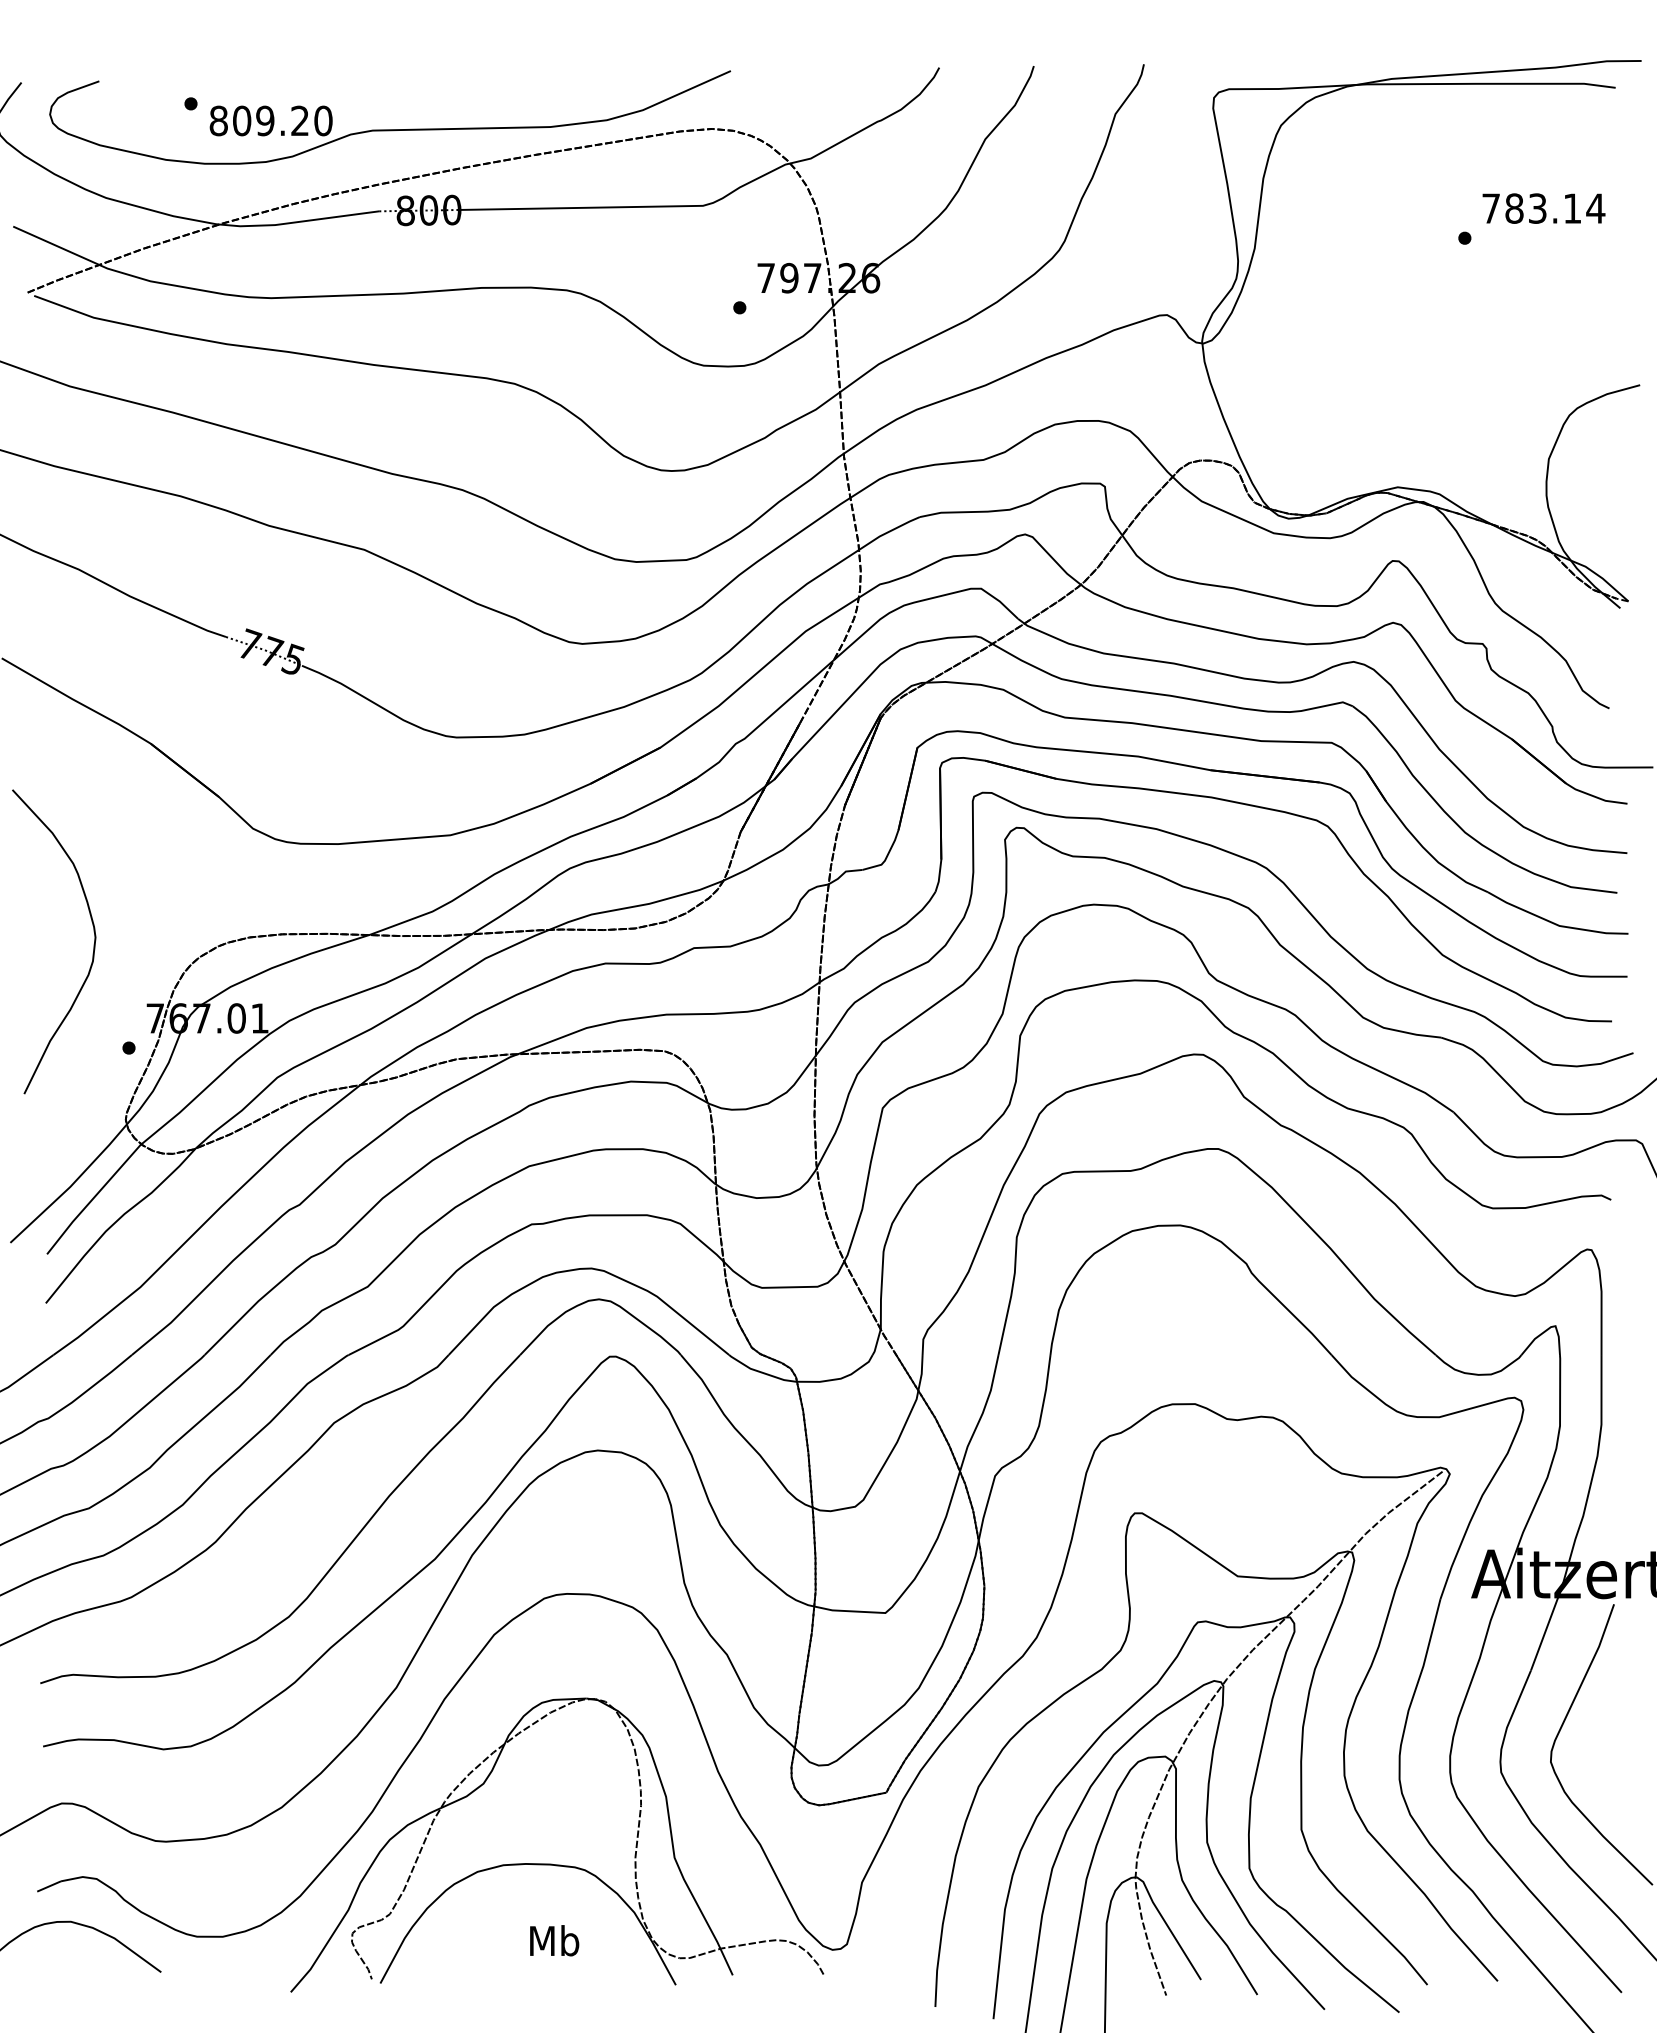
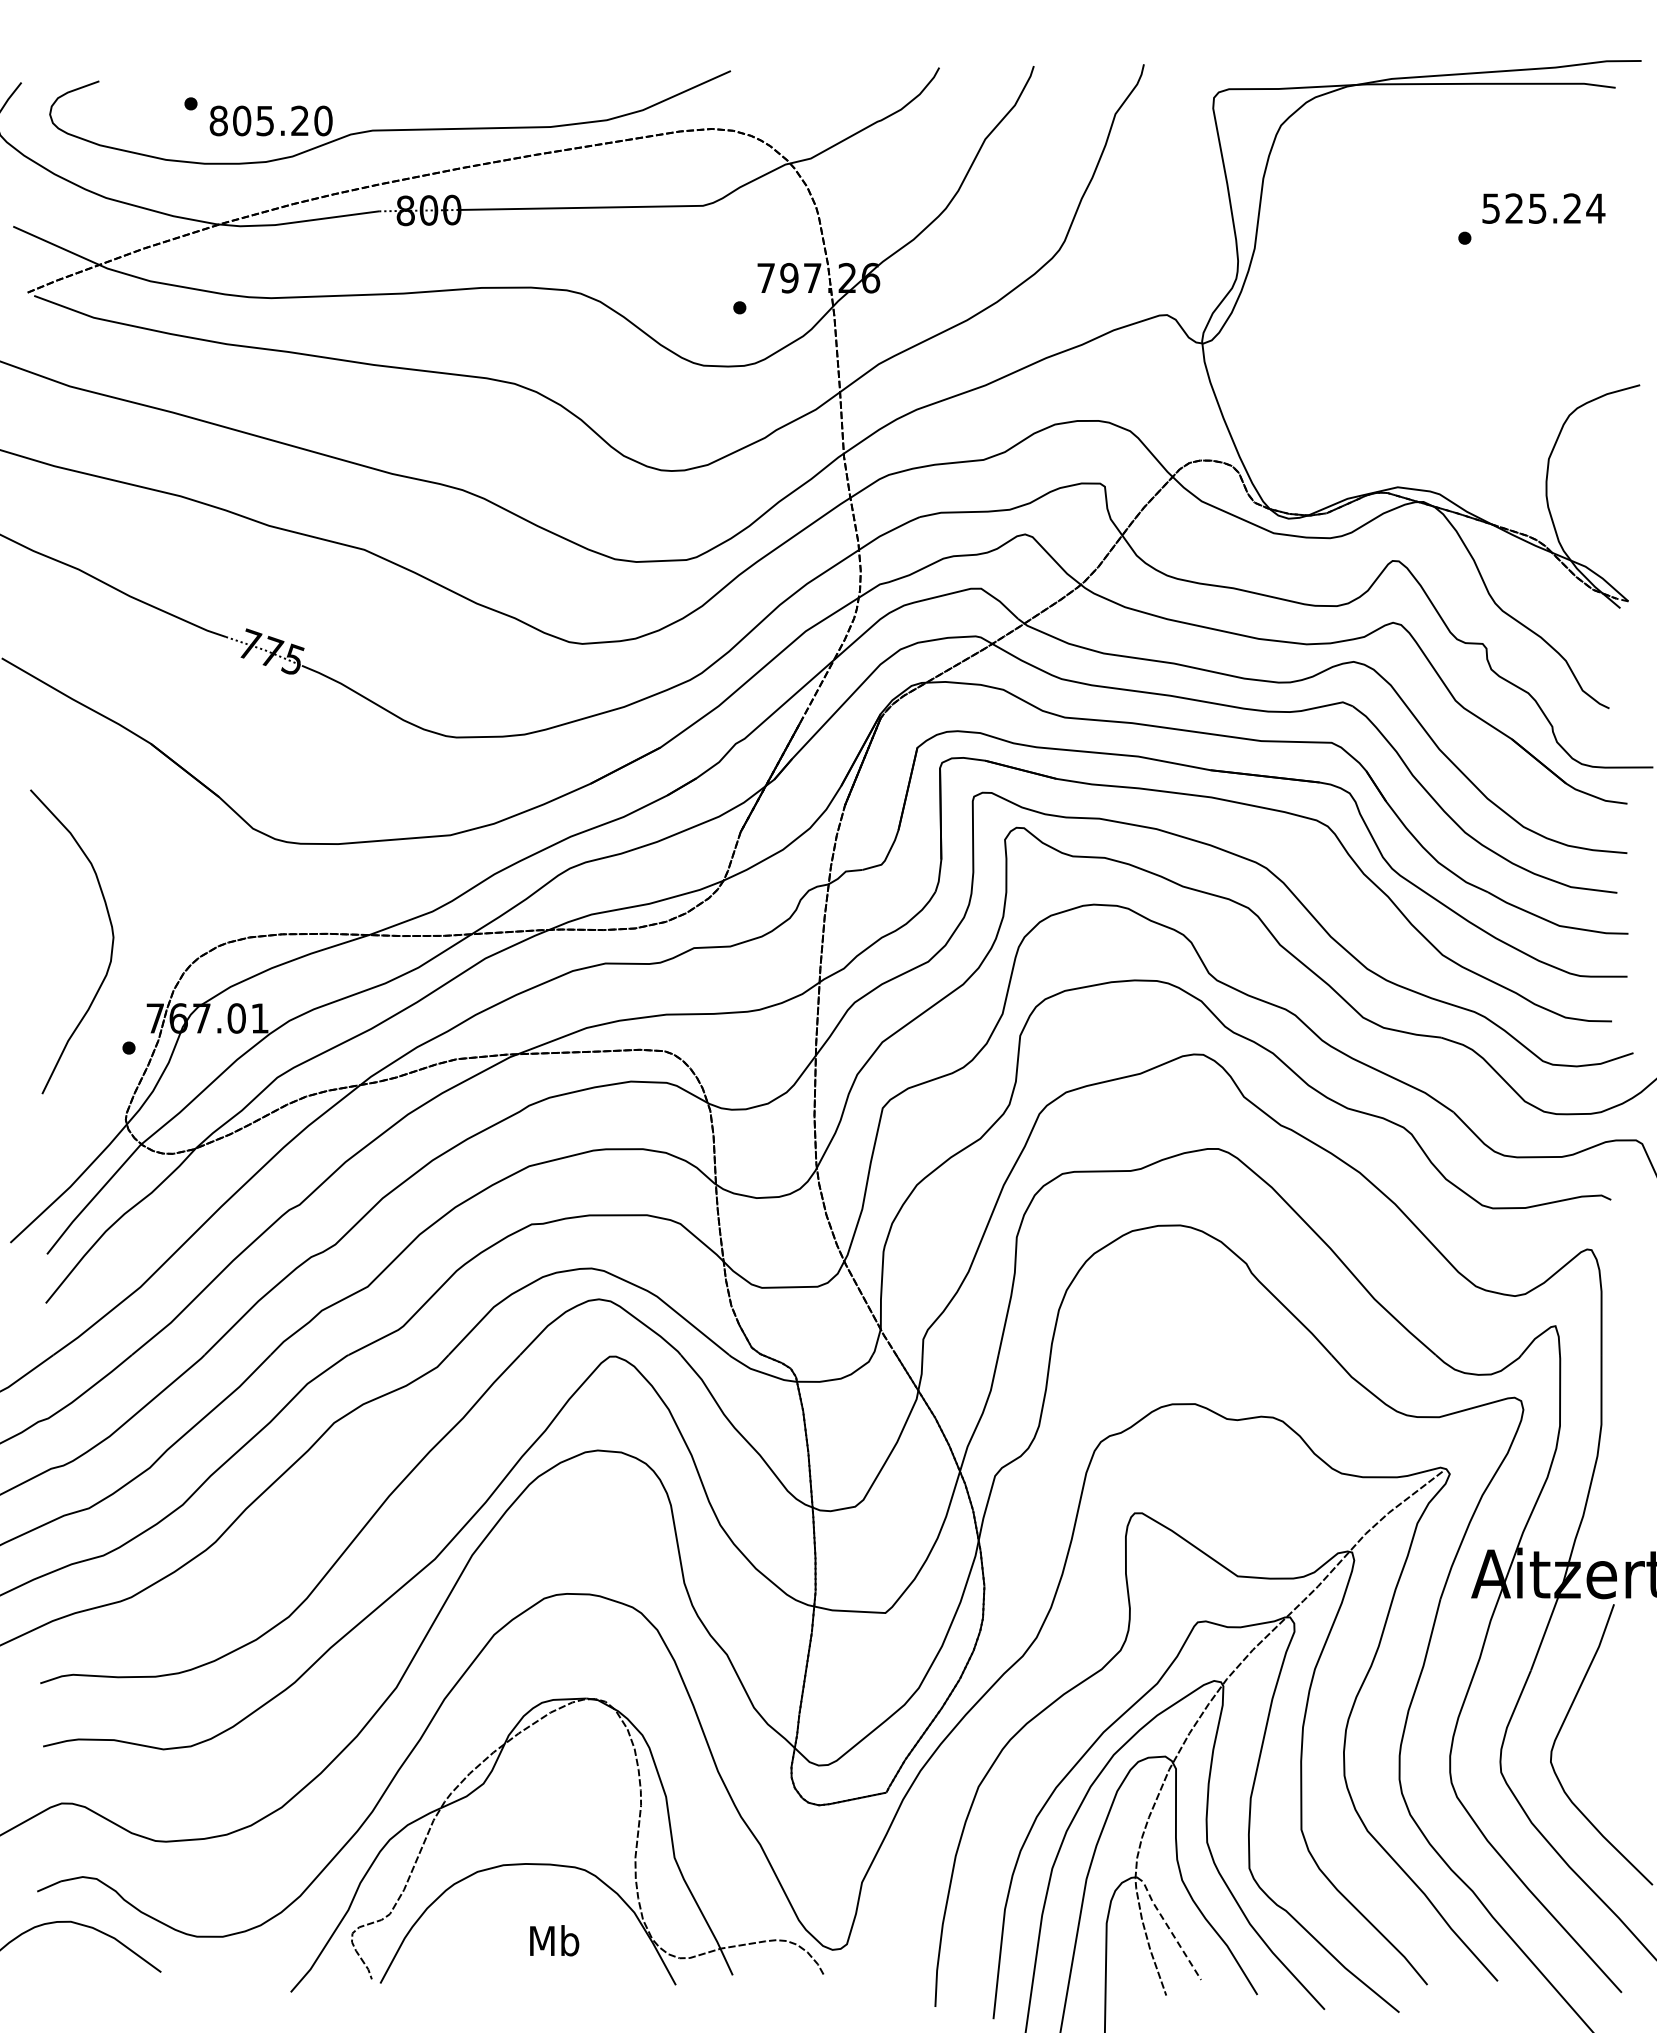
text: 809.20 -> 805.20 (265, 120)
text: 783.14 -> 525.24 (1531, 208)
curve position: (93, 944) -> (111, 944) (111, 944)
line: solid -> dashed (1168, 1926)
